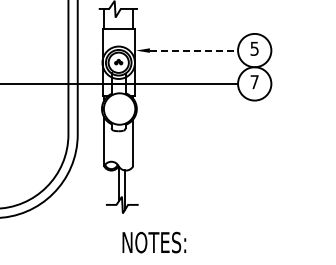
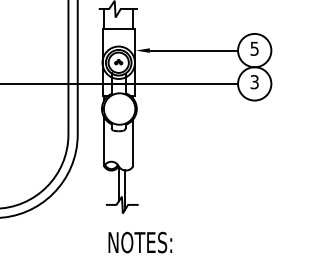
line: dashed -> solid (194, 50)
text: 7 -> 3 (254, 82)
text position: (154, 242) -> (140, 242) (140, 242)
